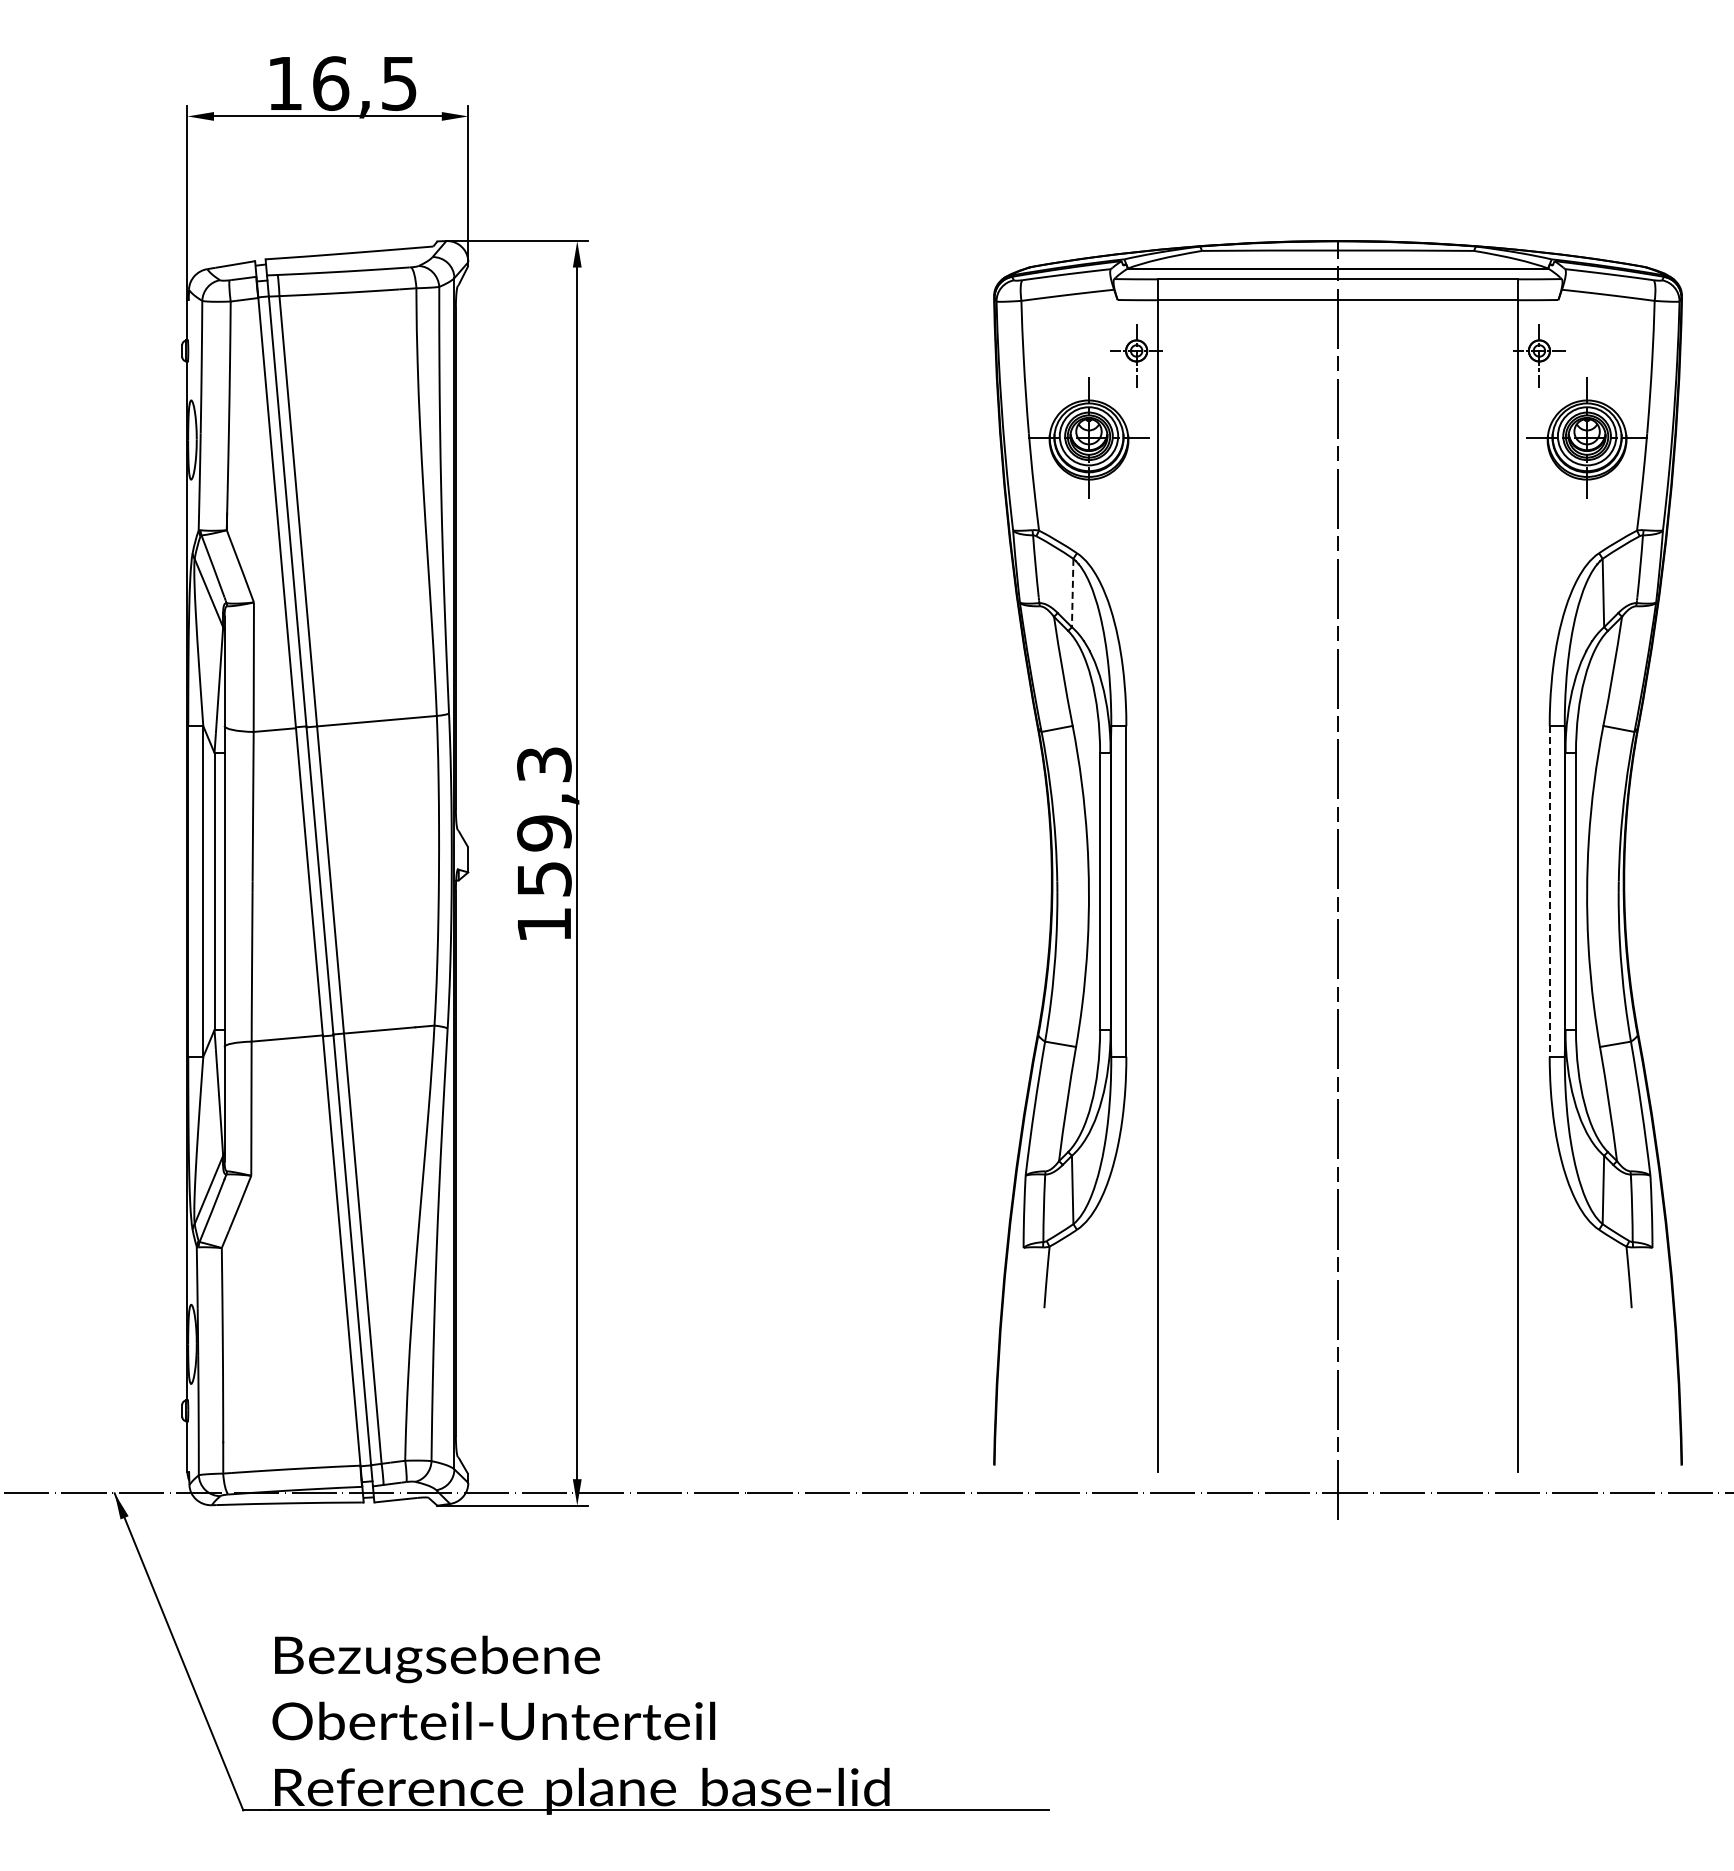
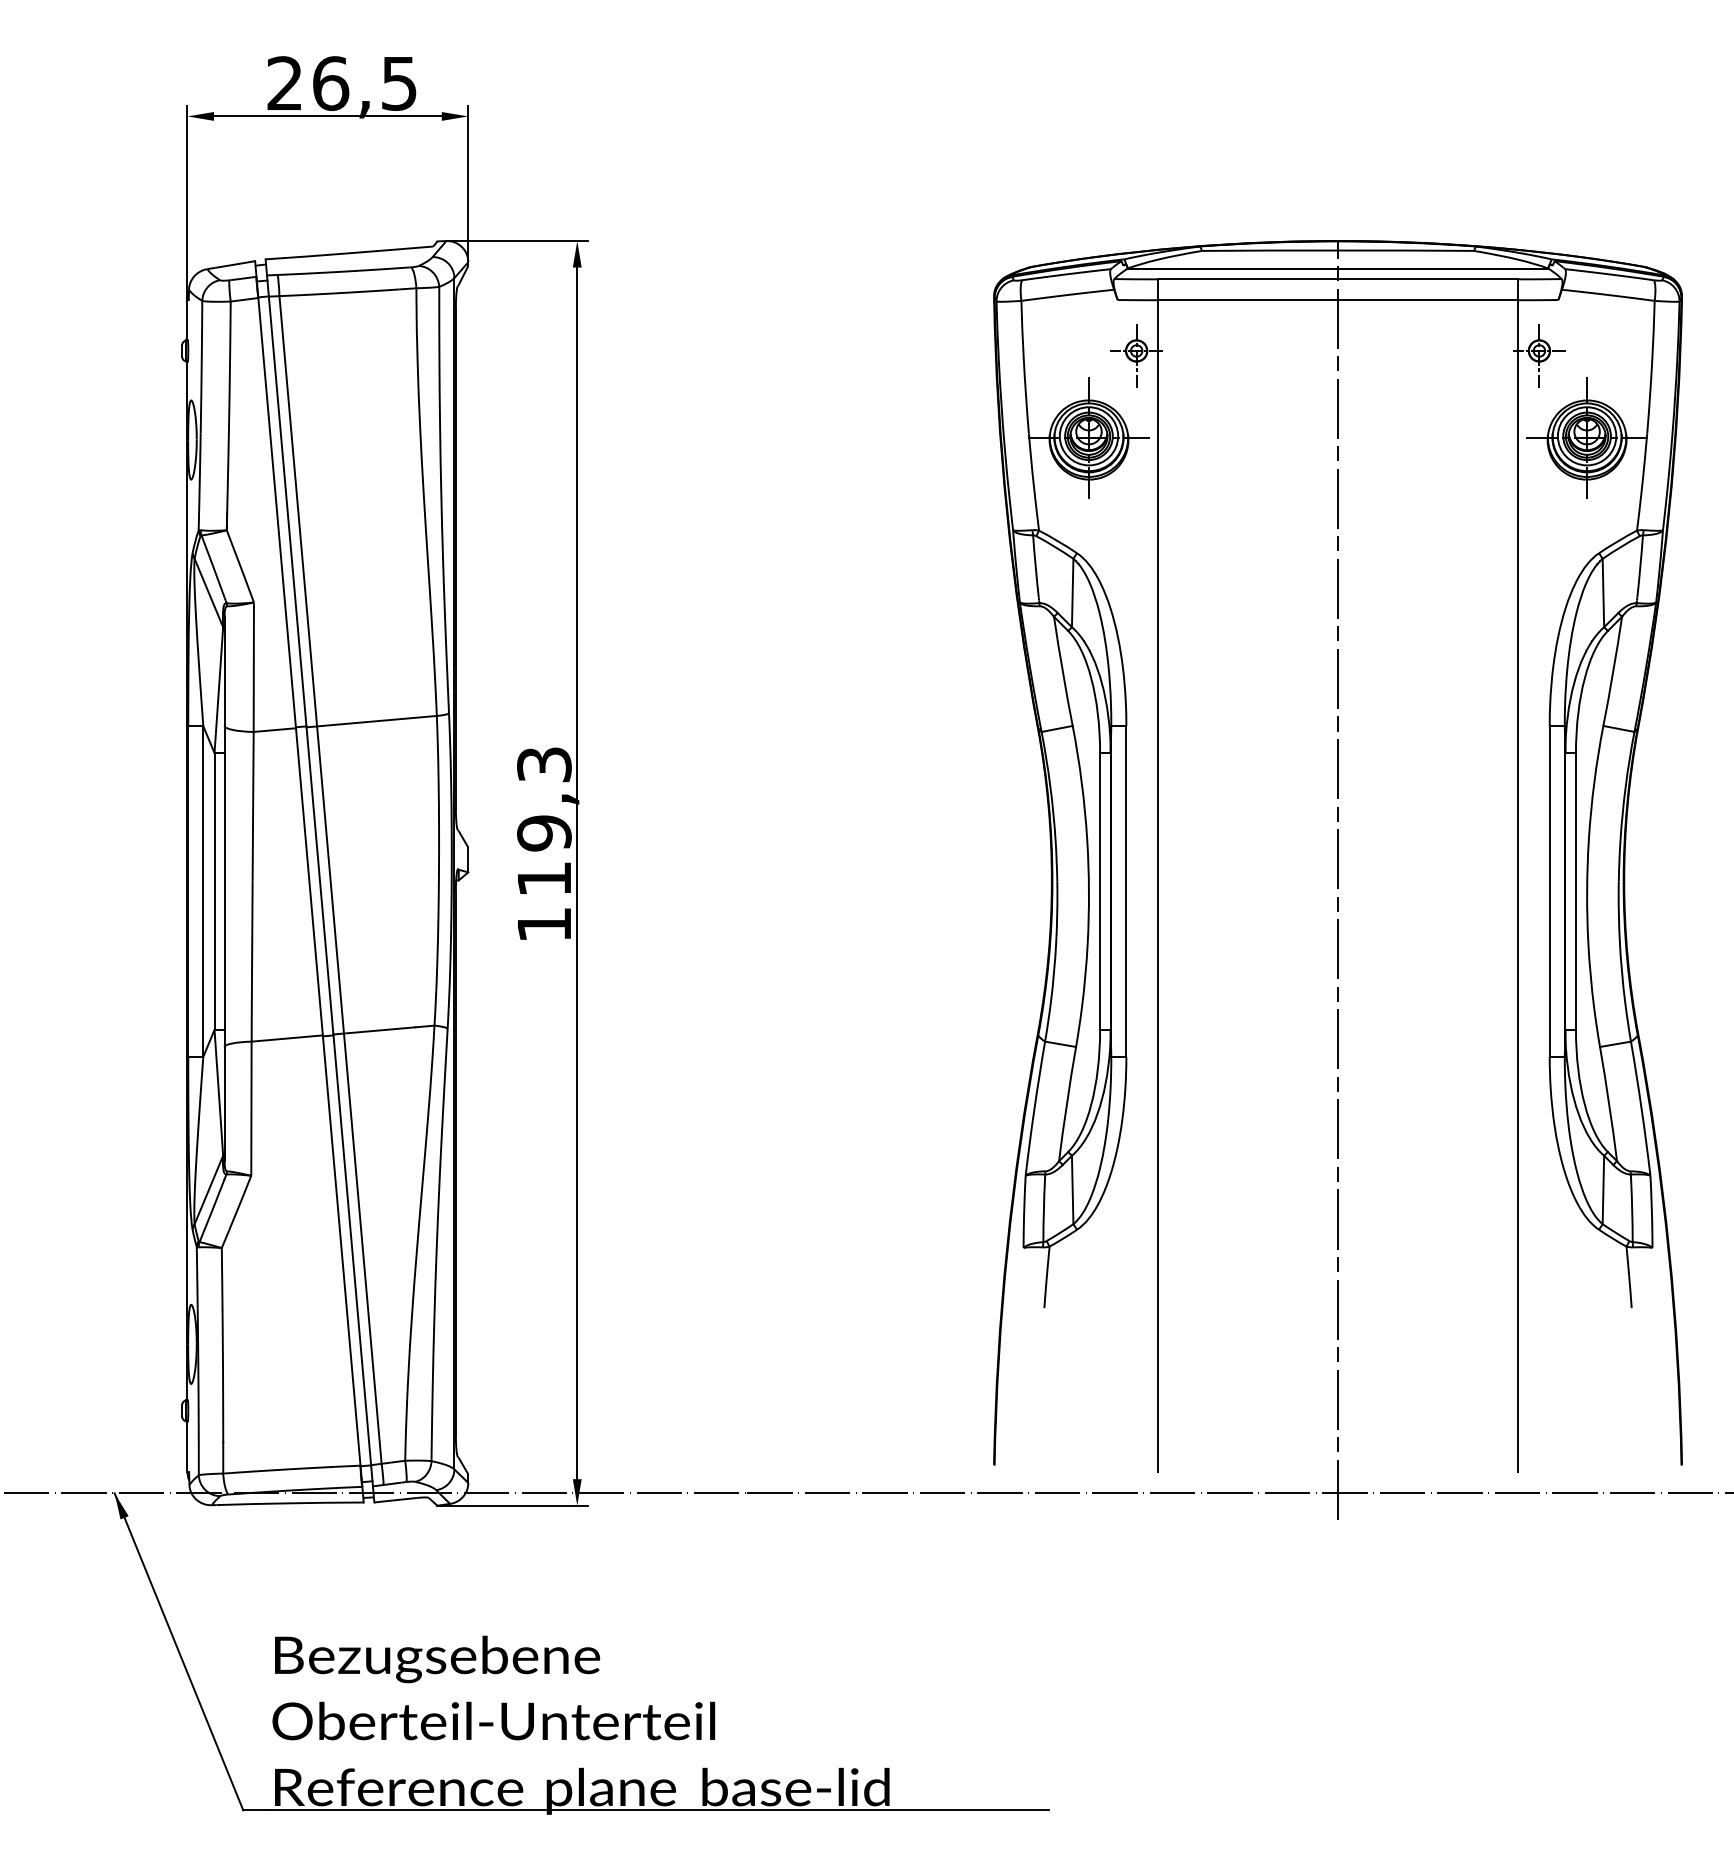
text: 16,5 -> 26,5 (284, 82)
line: dashed -> solid (1072, 593)
text: 159,3 -> 119,3 (544, 879)
line: dashed -> solid (1549, 892)
